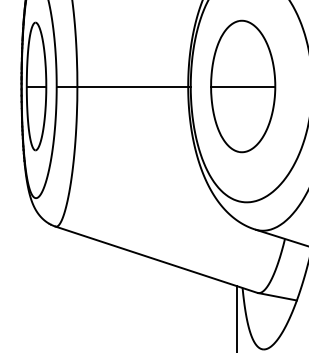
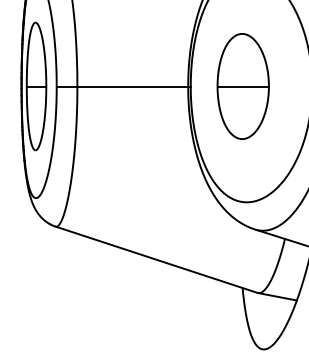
part size: 67x135 px -> 54x107 px (242, 86)
line: present -> none (236, 317)
